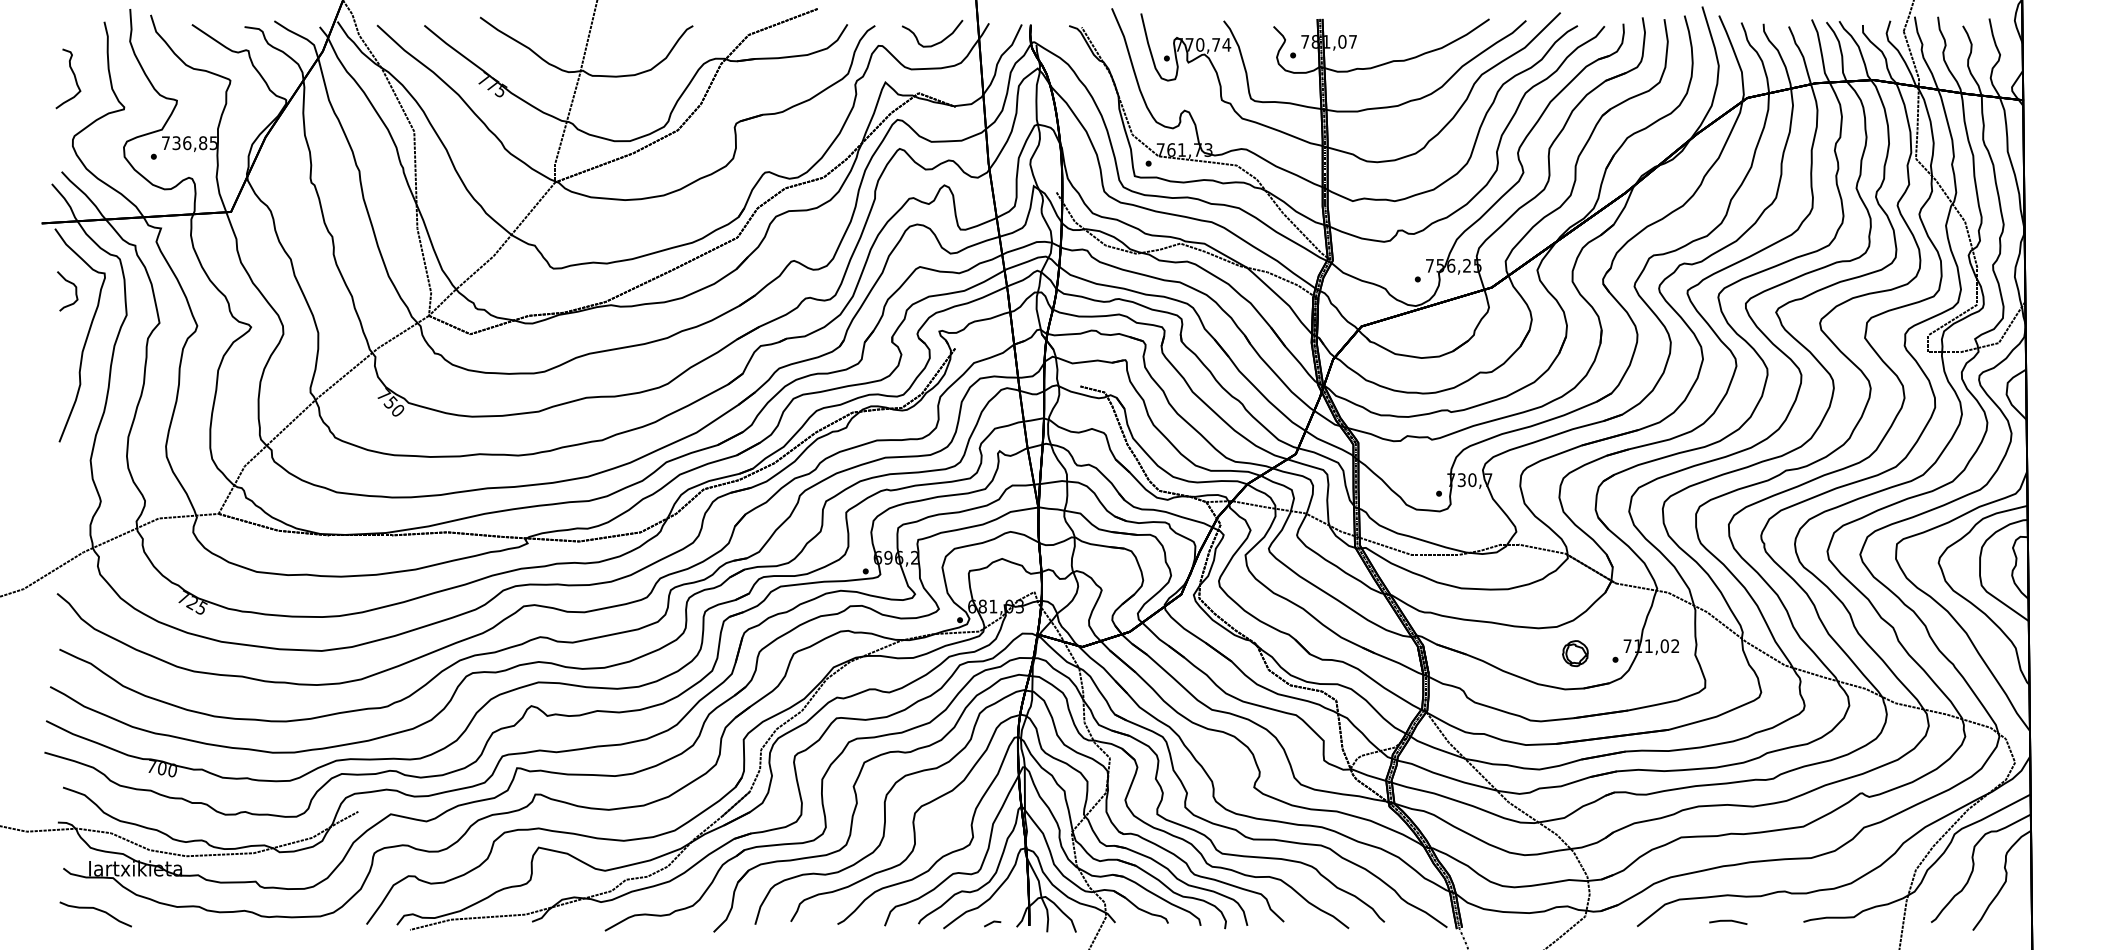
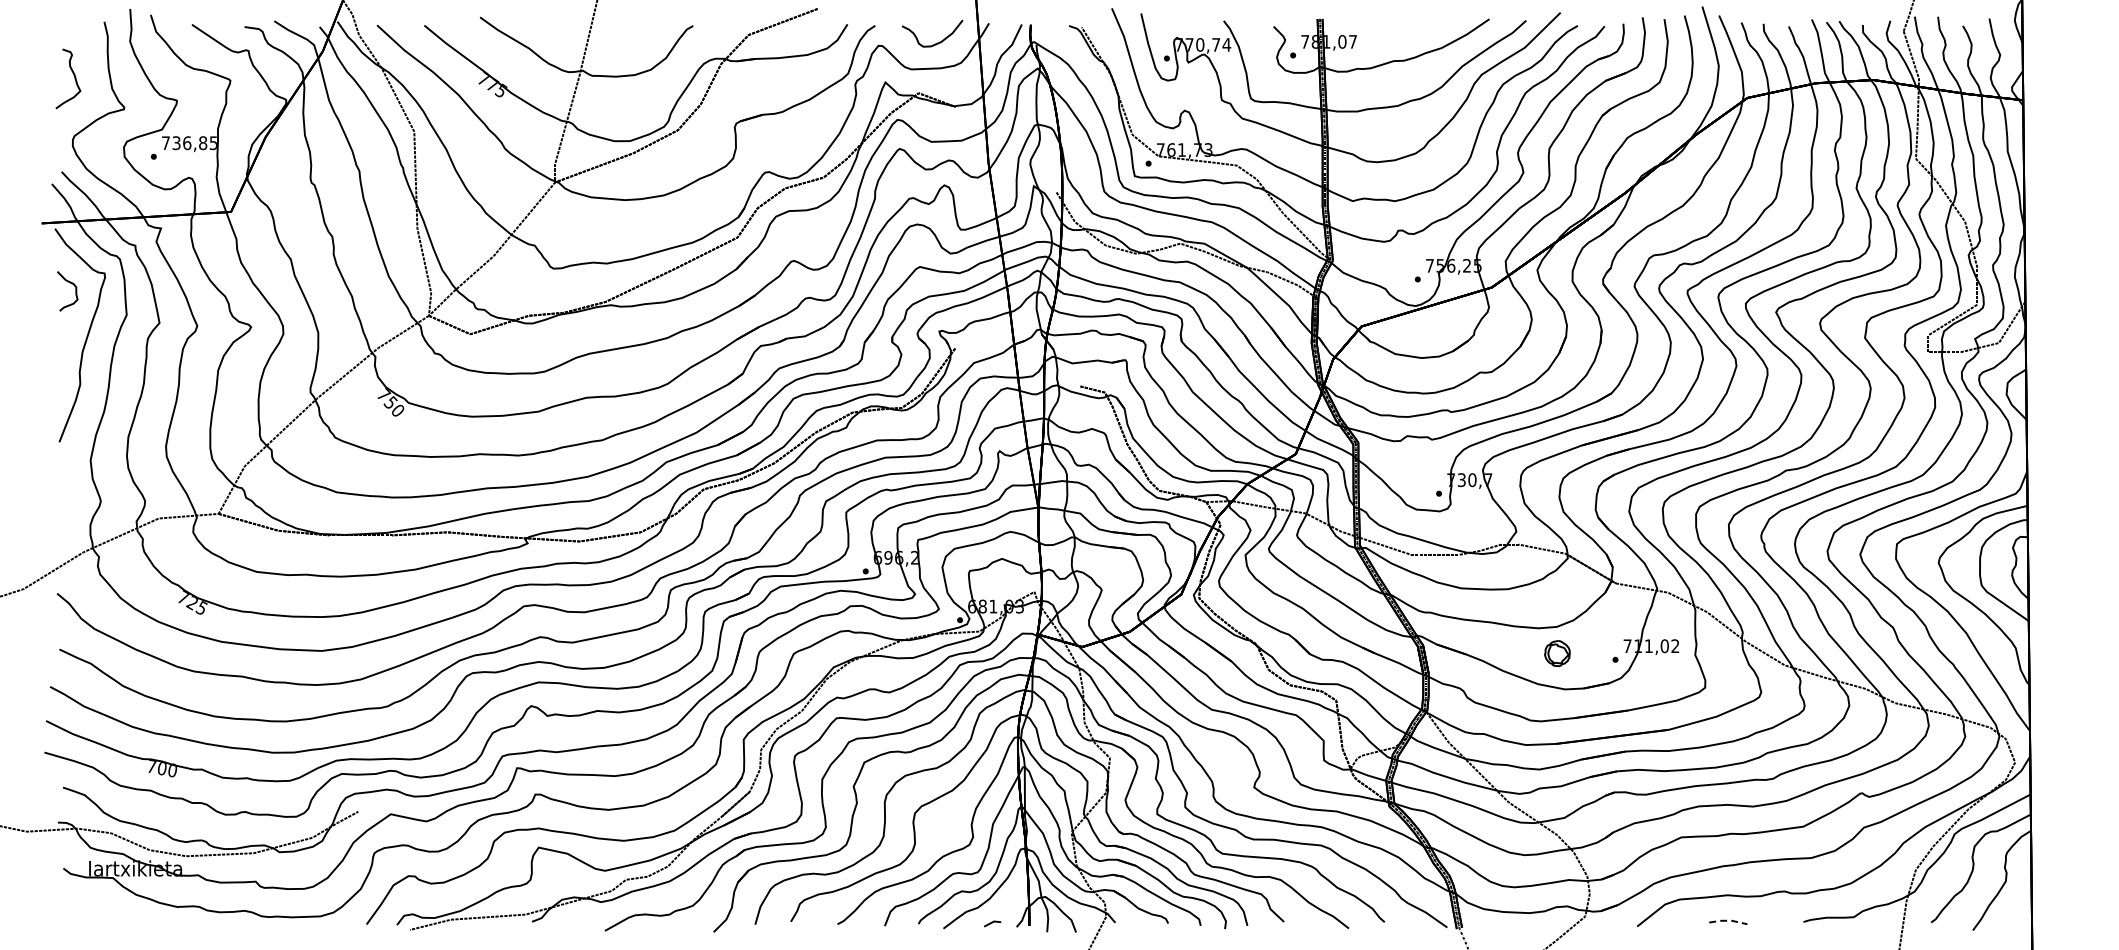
part position: (1575, 653) -> (1557, 653) (1557, 653)
curve: present -> none (97, 910)
line: solid -> dashed (1728, 920)
